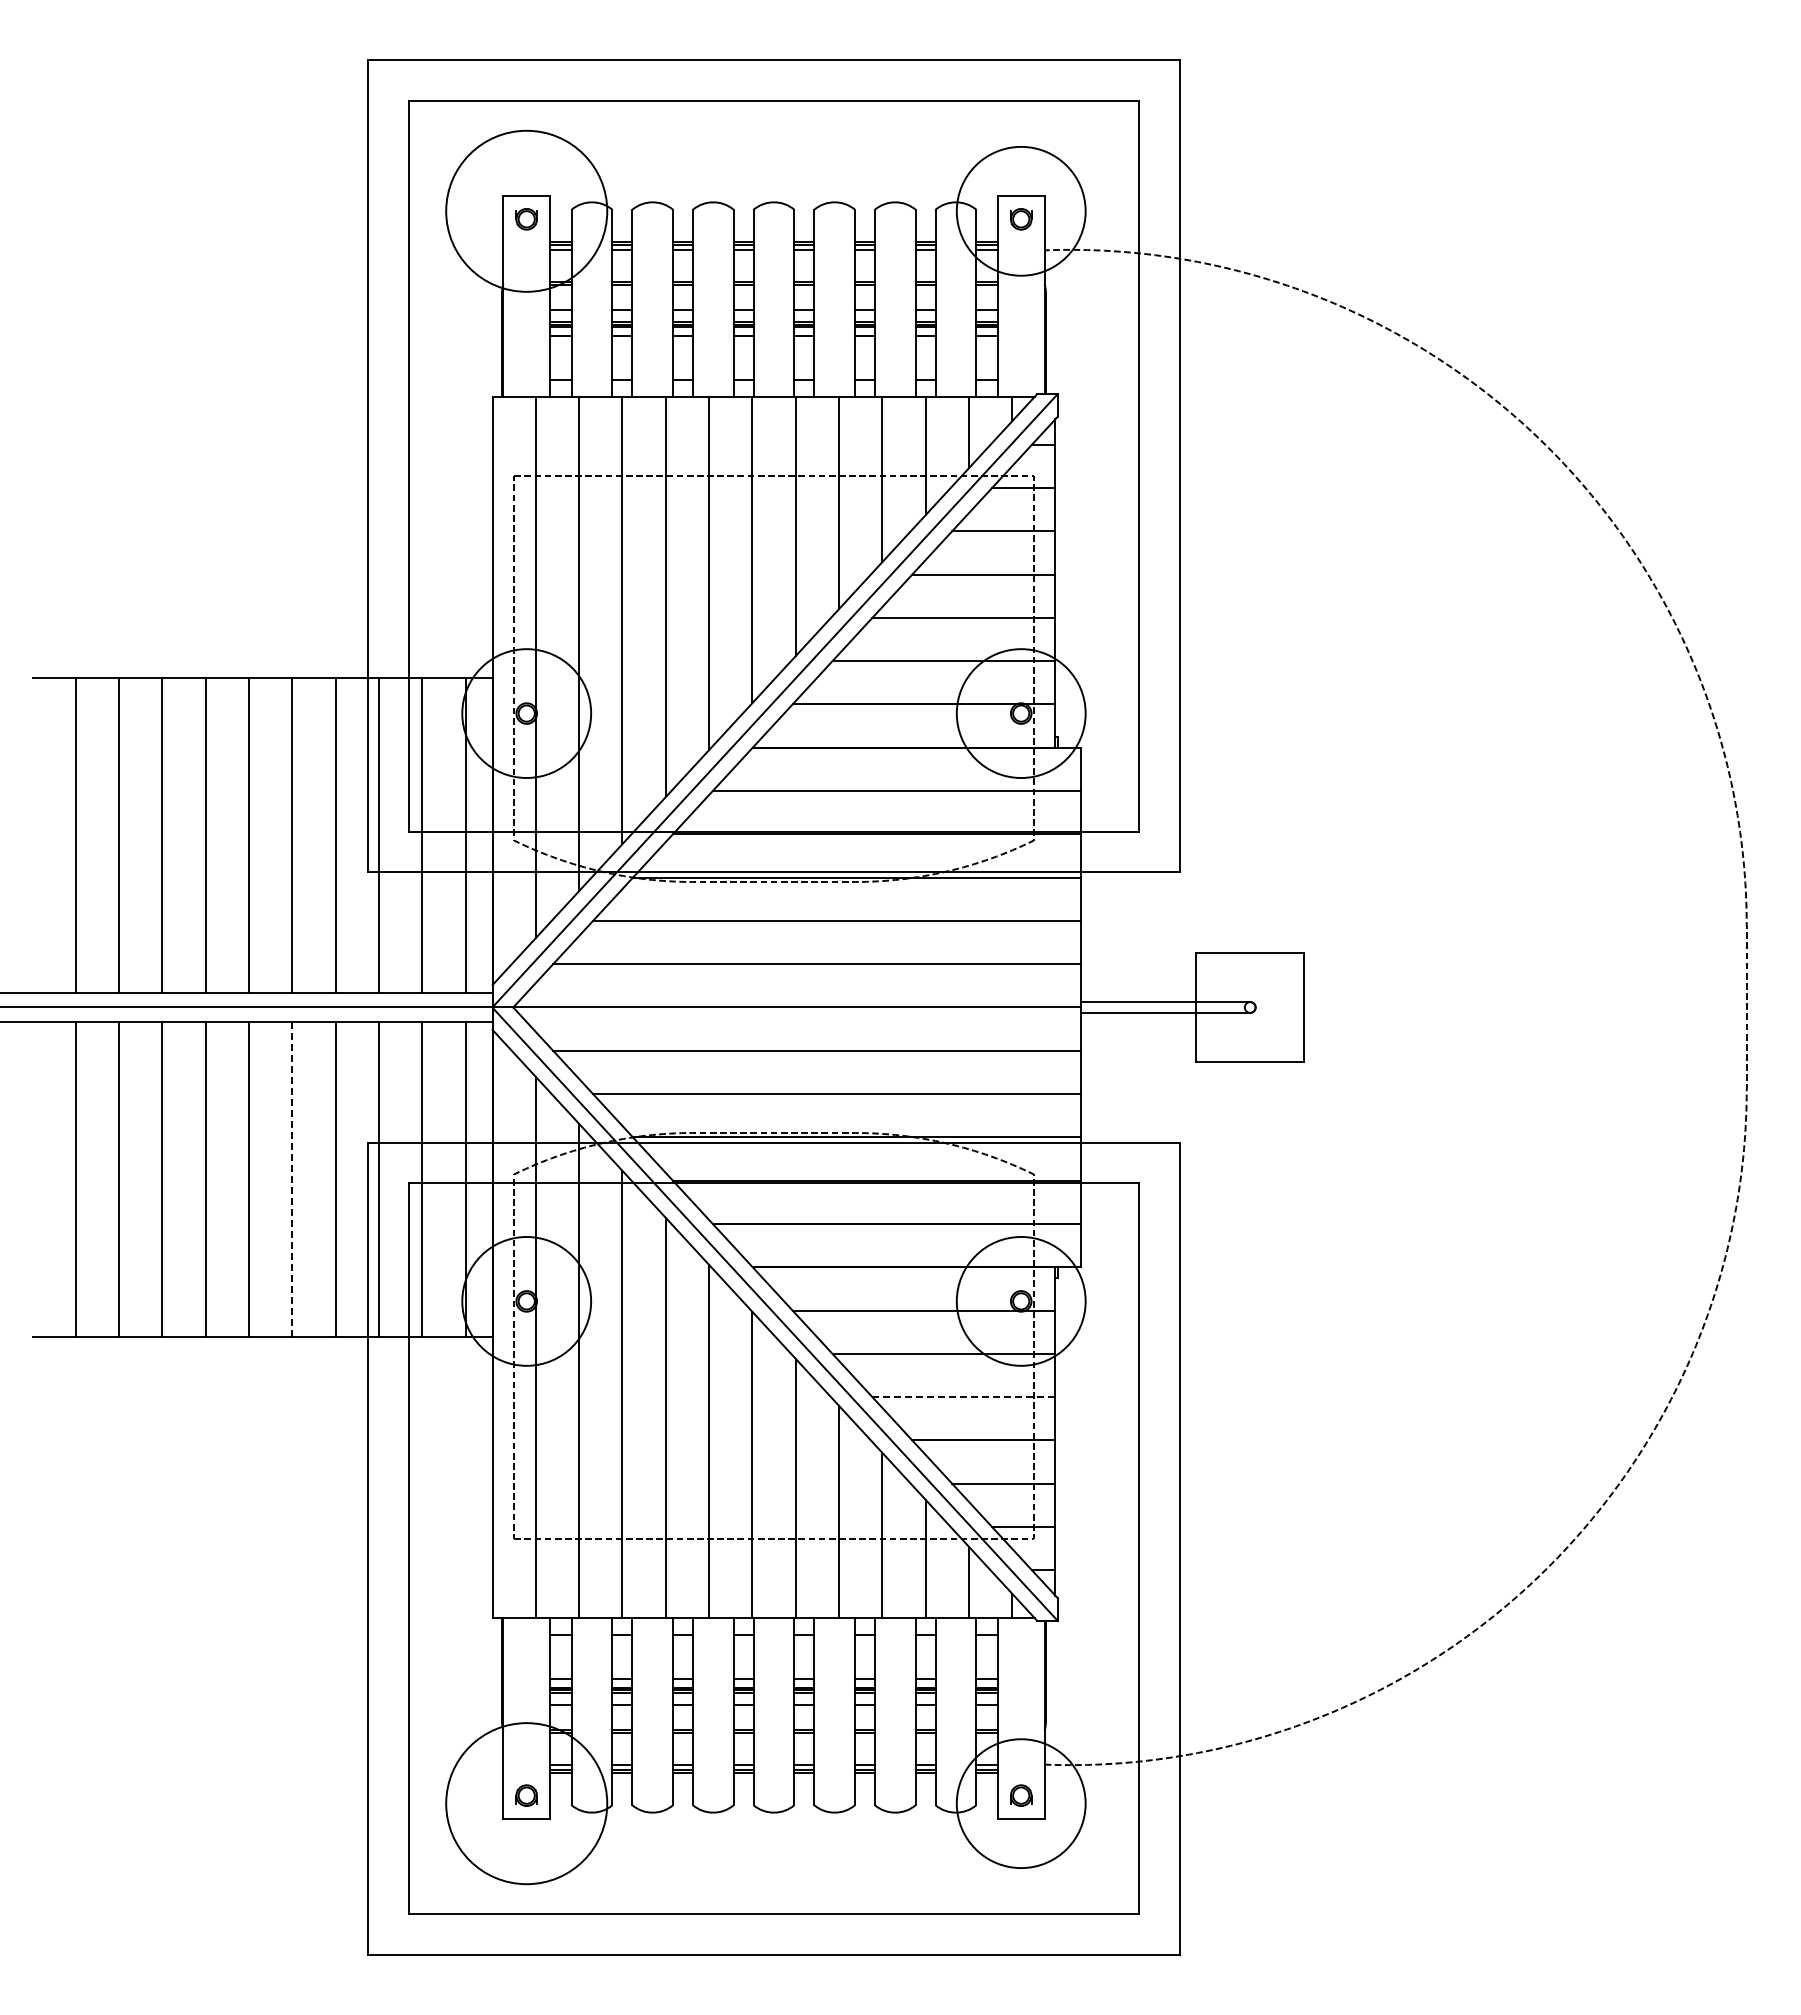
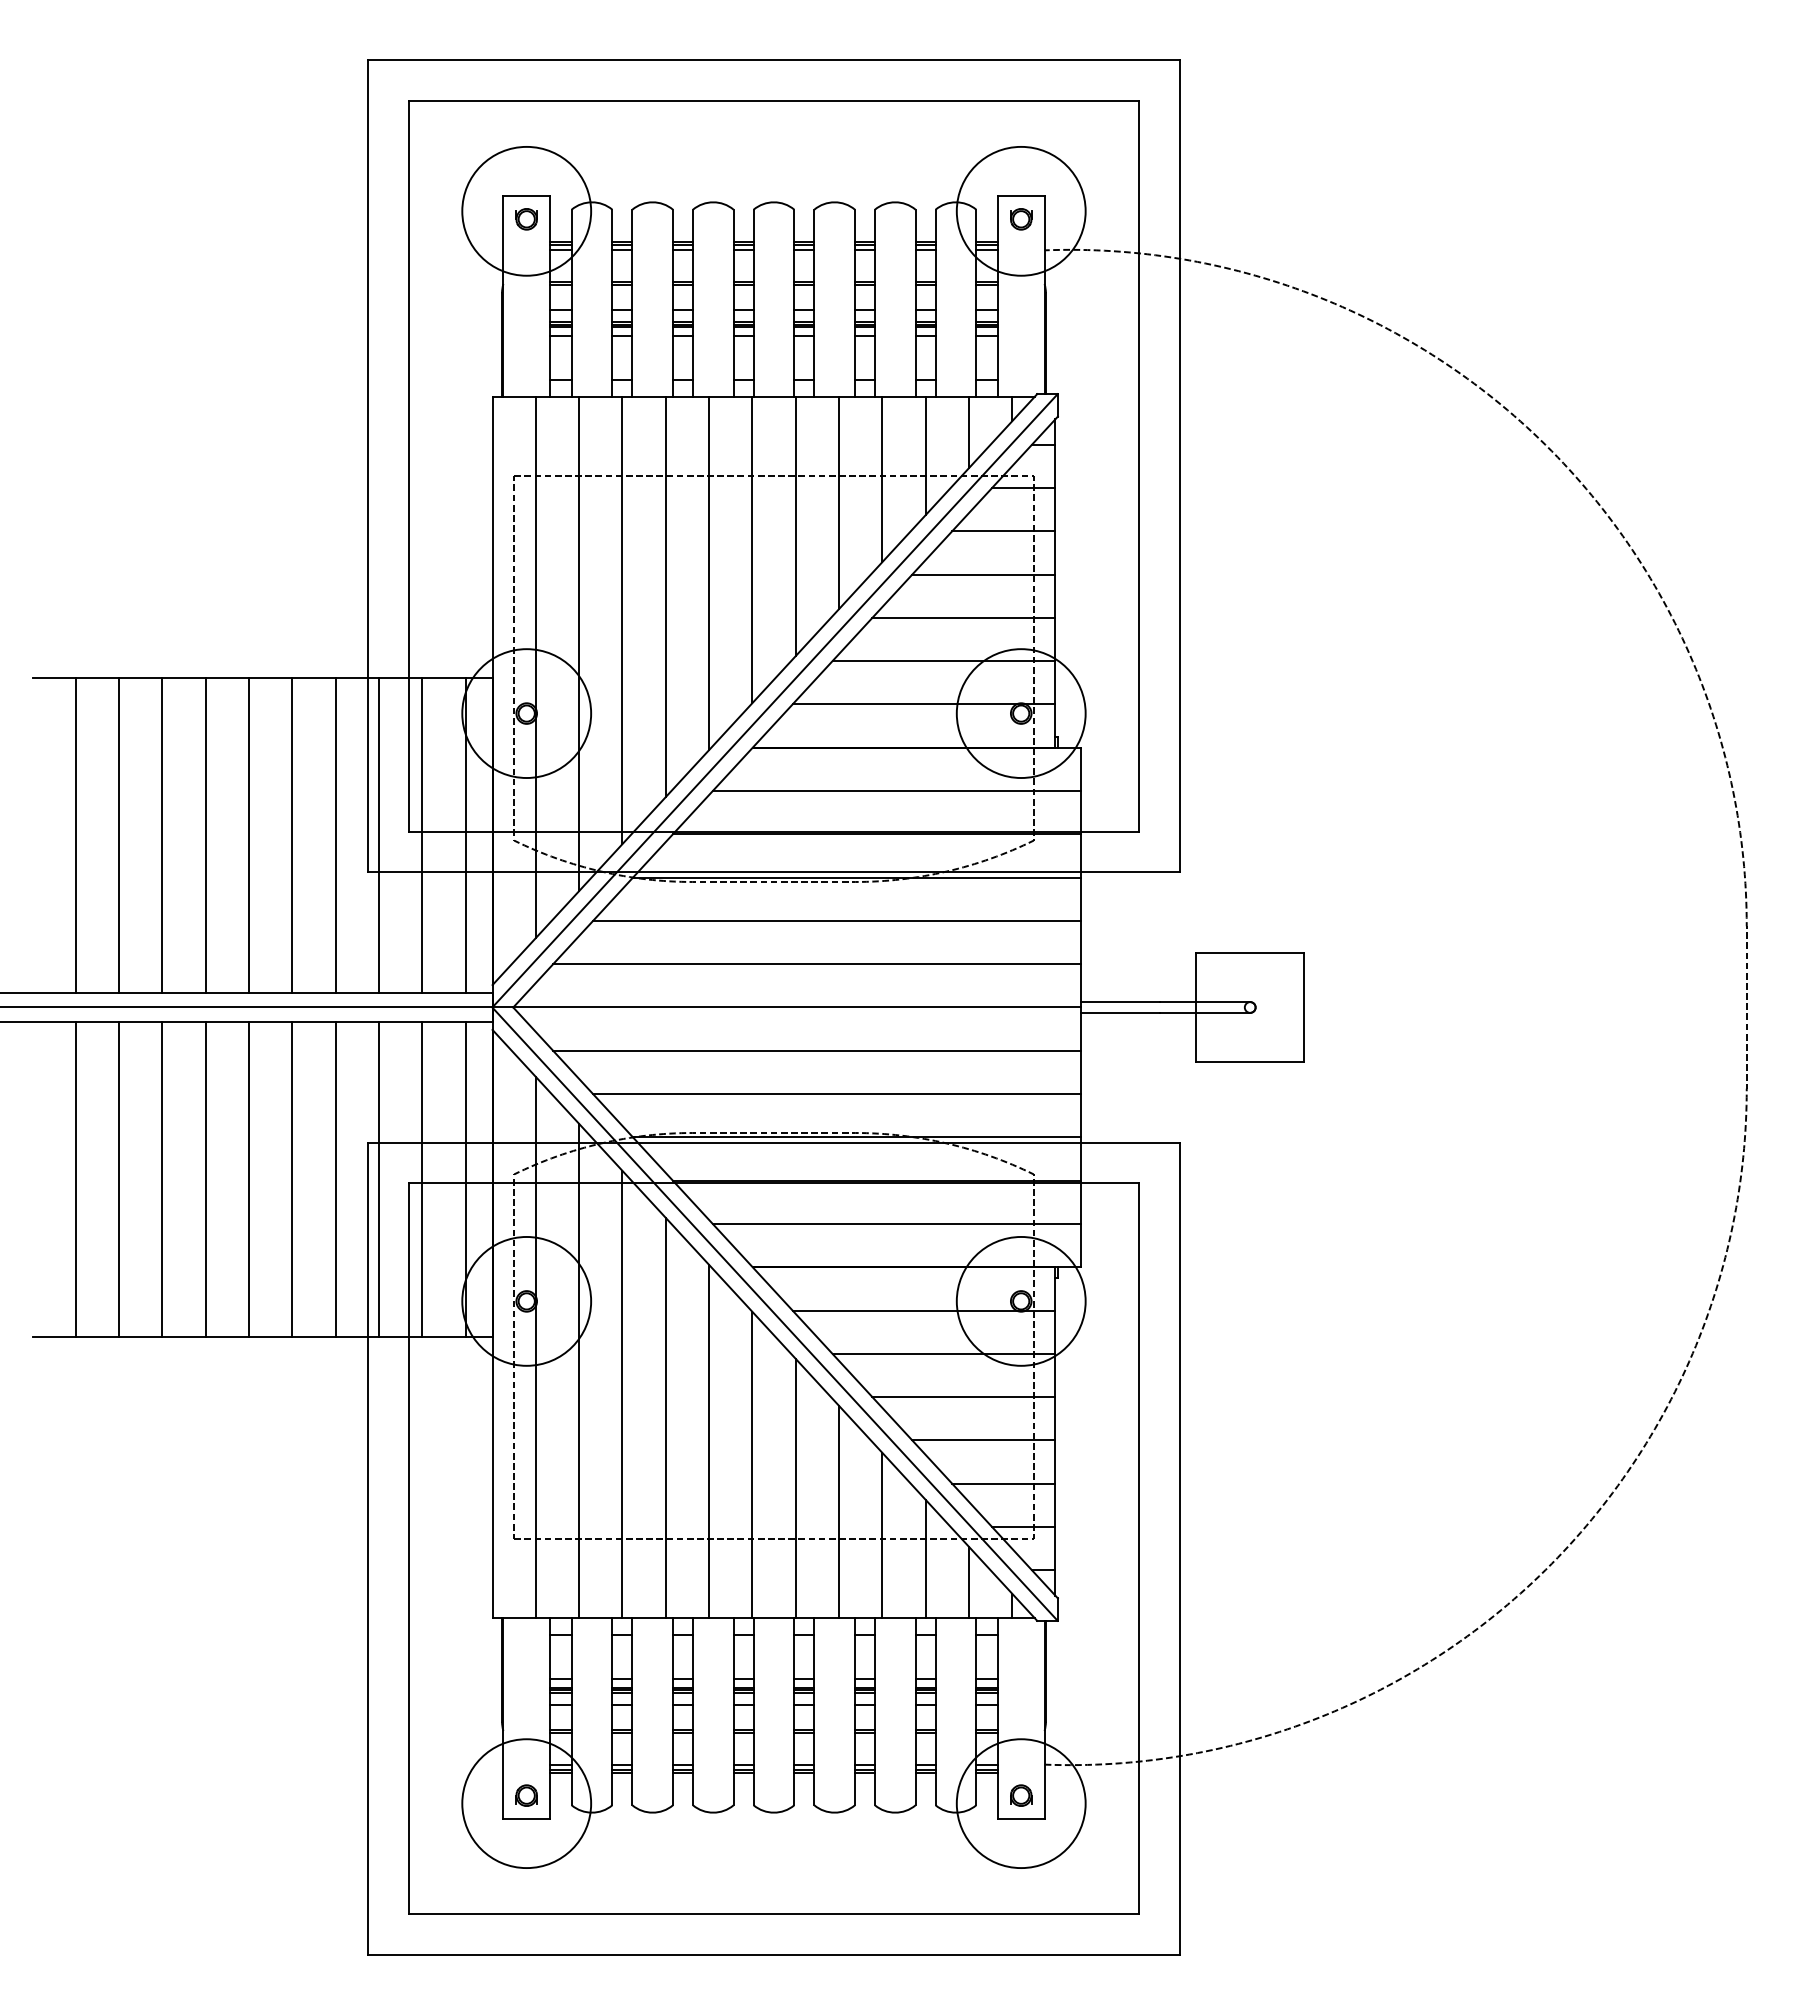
circle diameter: 161 px -> 129 px (526, 210)
line: dashed -> solid (292, 1179)
line: dashed -> solid (964, 1397)
circle diameter: 161 px -> 129 px (526, 1803)
